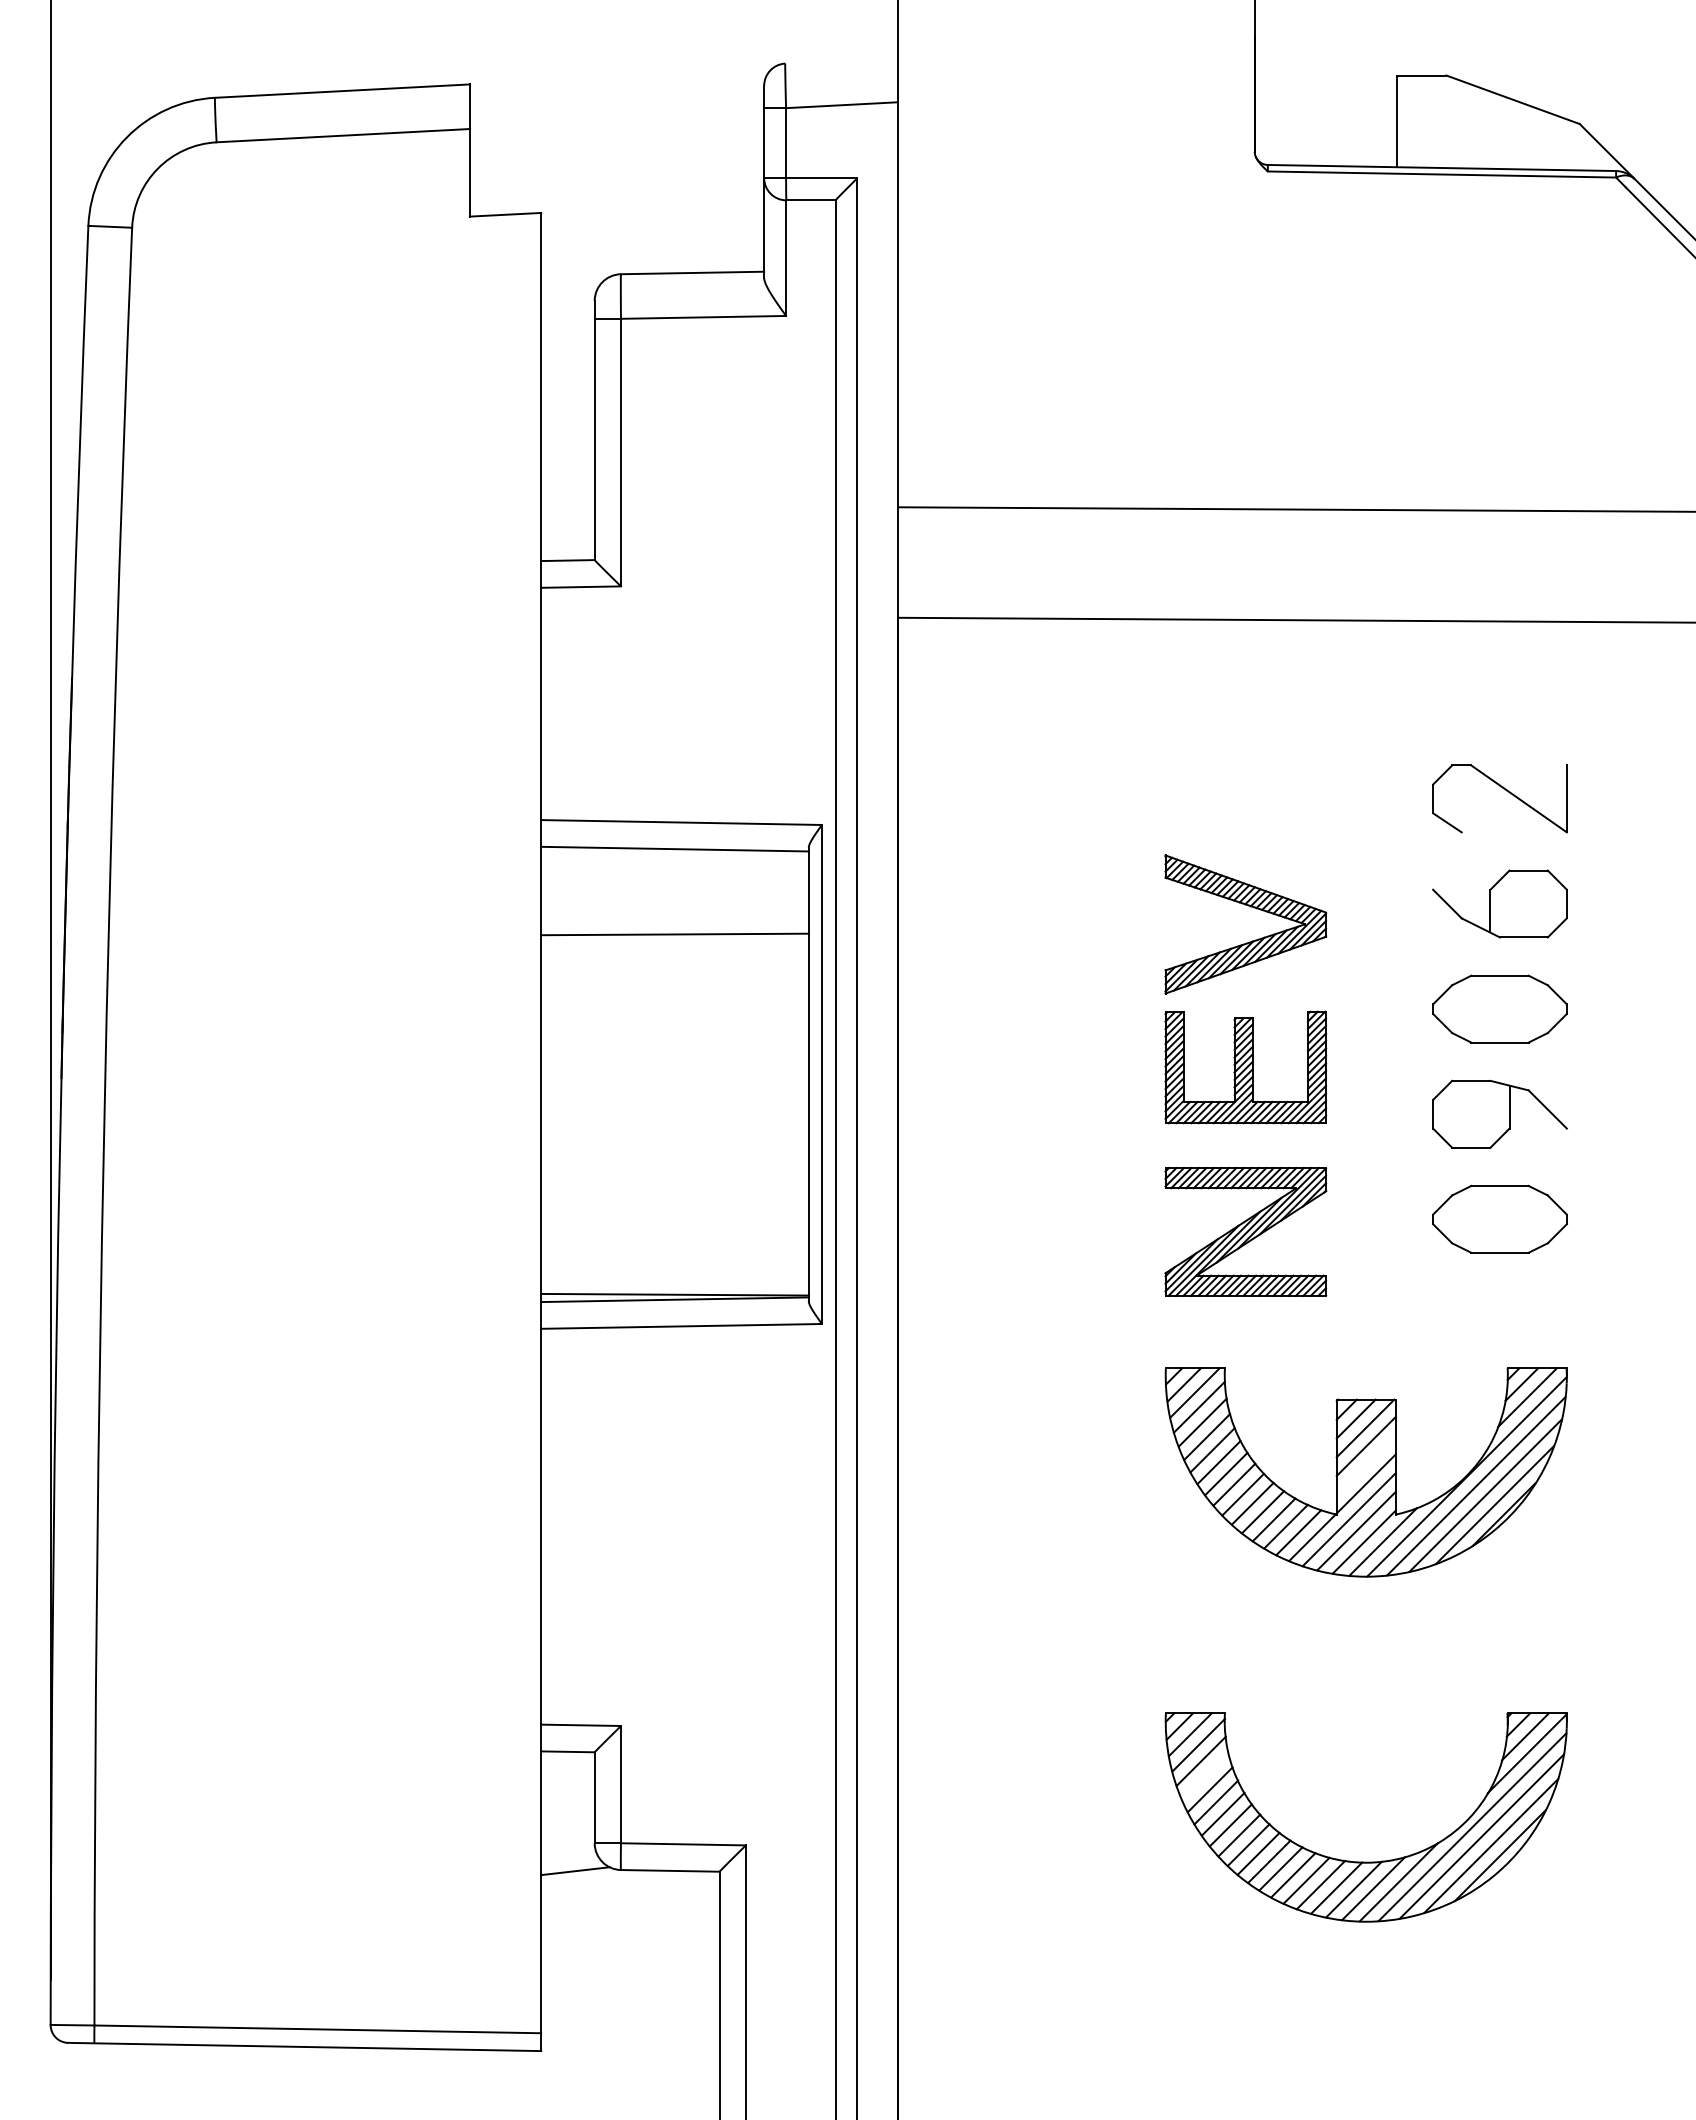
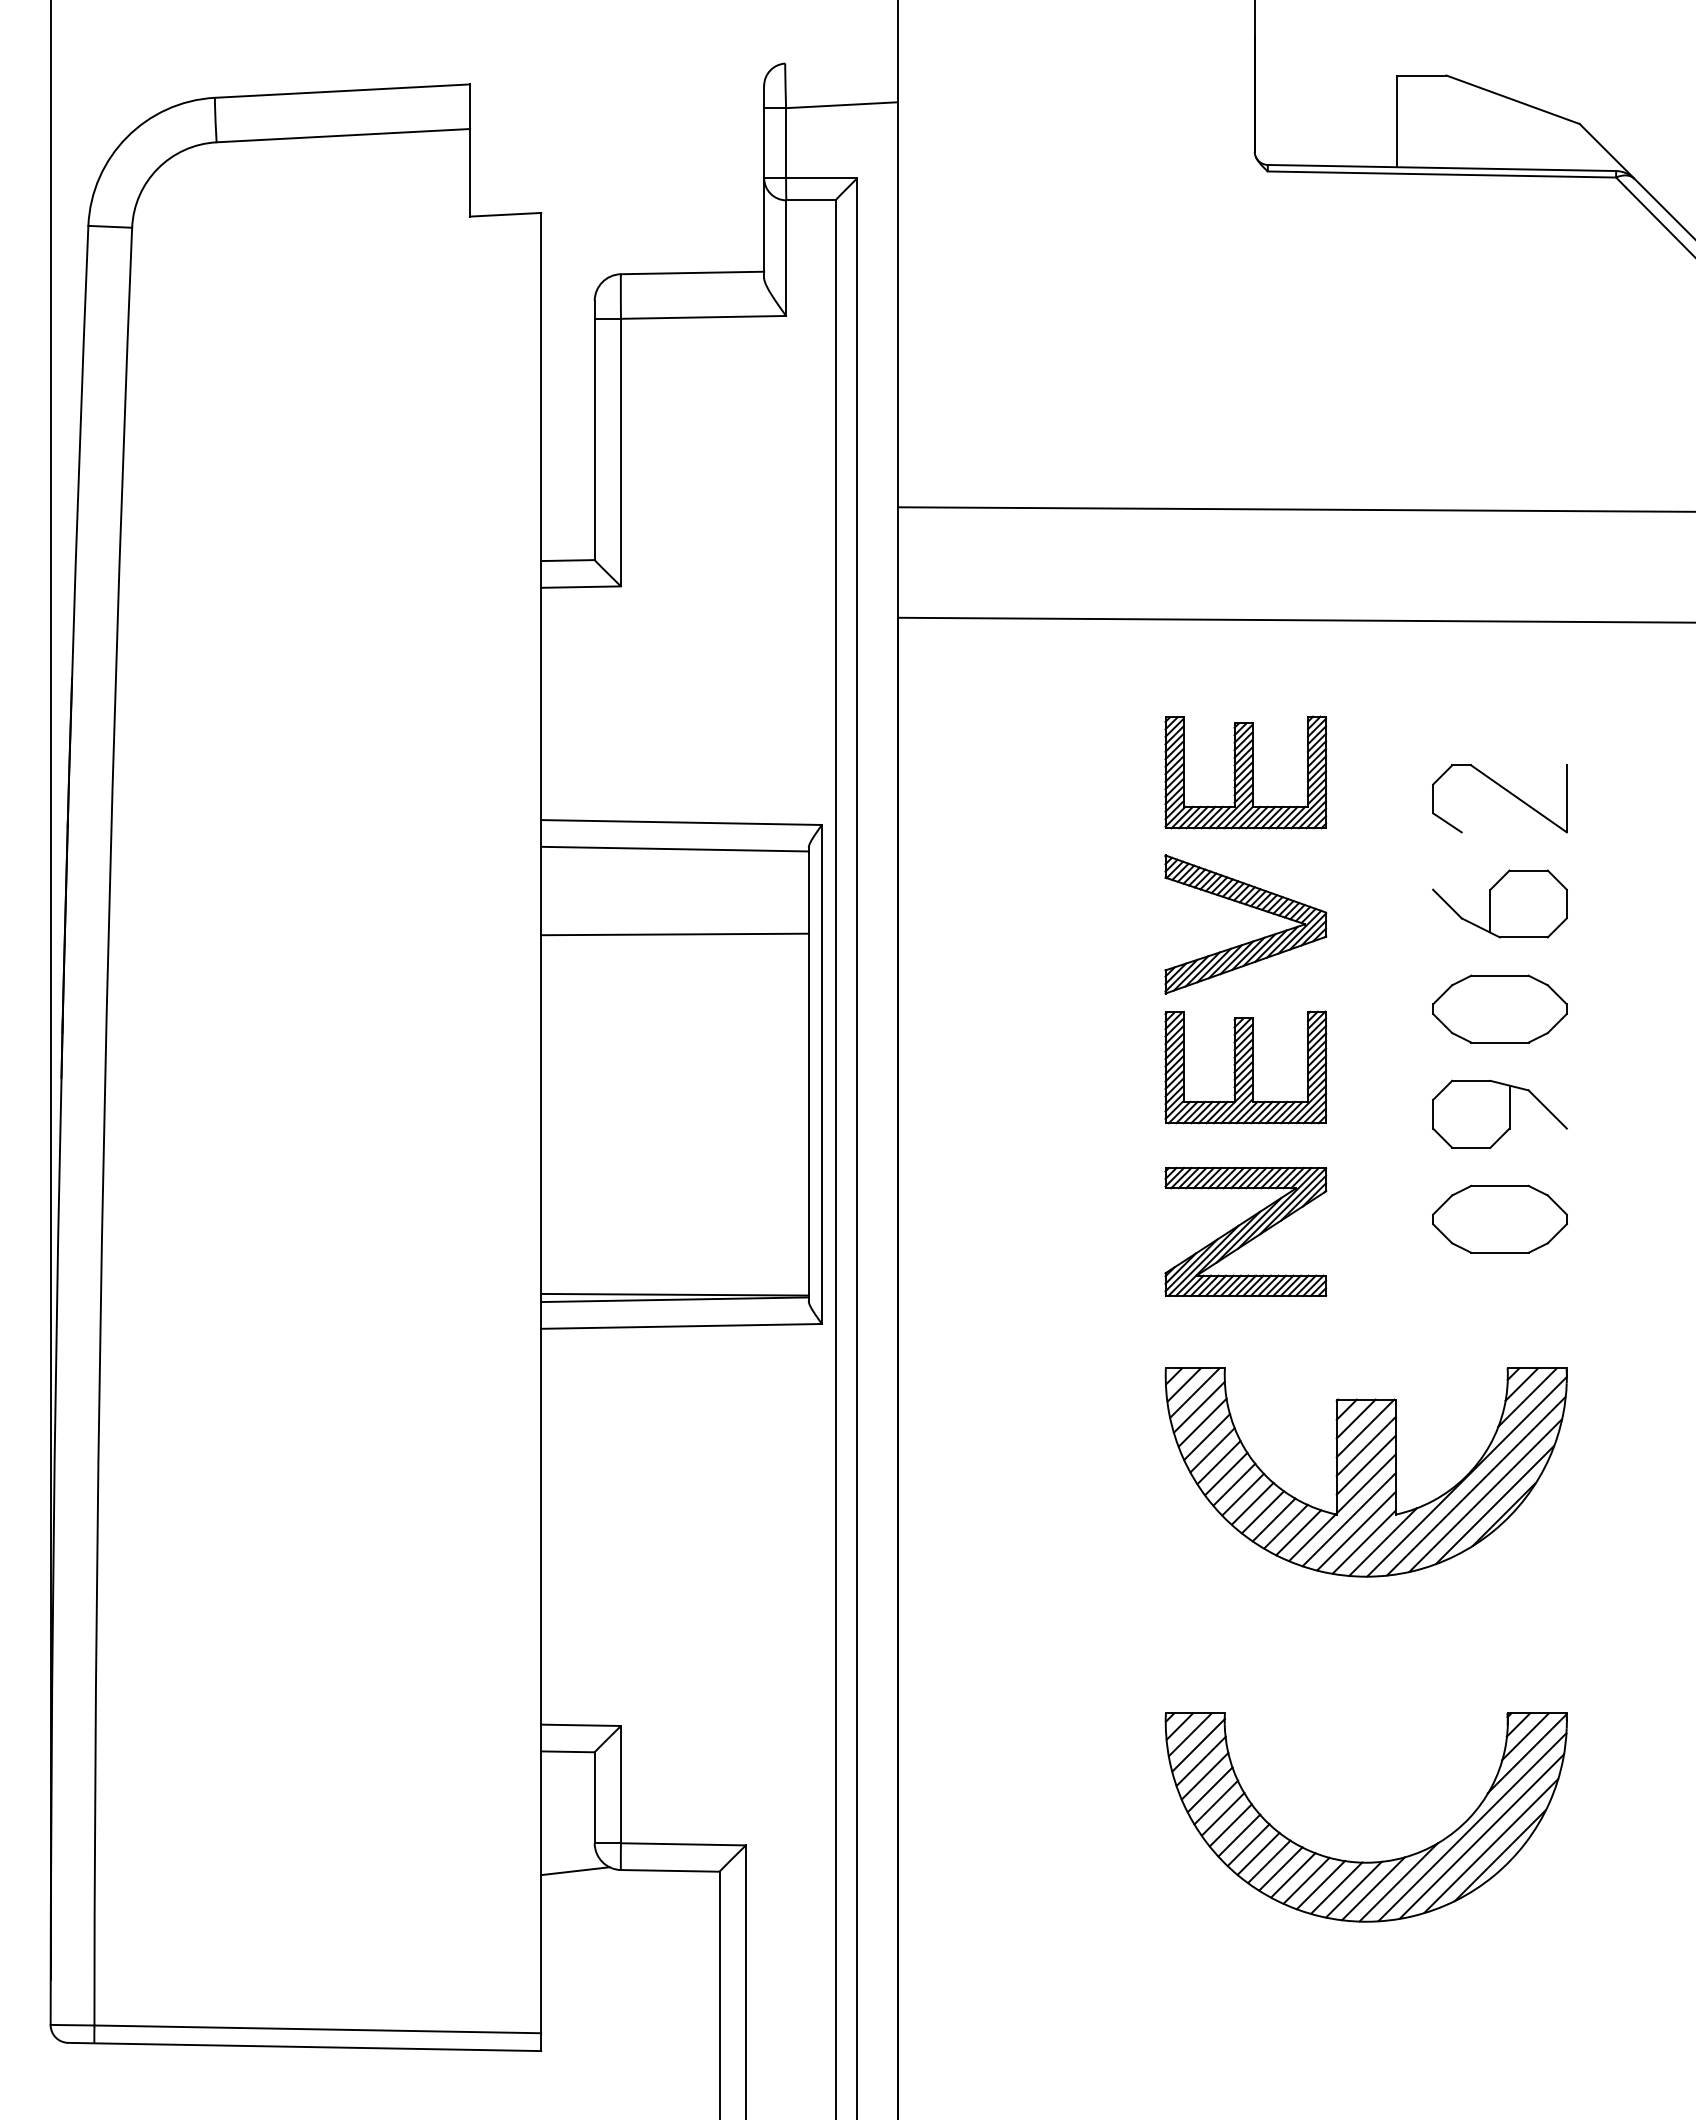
part: none -> present (1245, 772)
line: none -> present (1365, 1464)
line: none -> present (1204, 1775)
